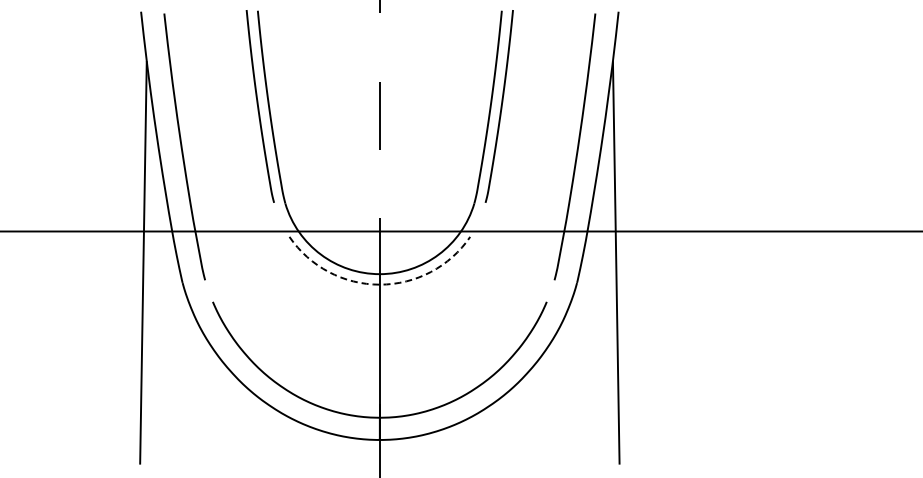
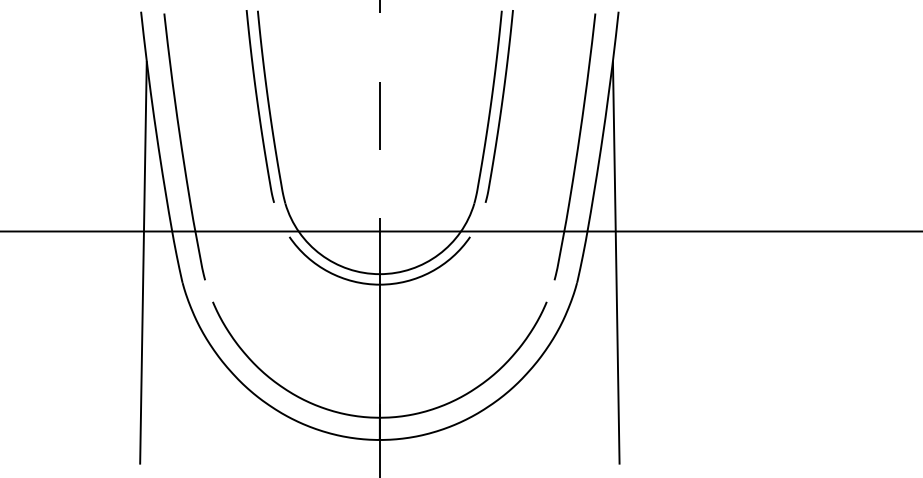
arc: dashed -> solid (379, 284)
